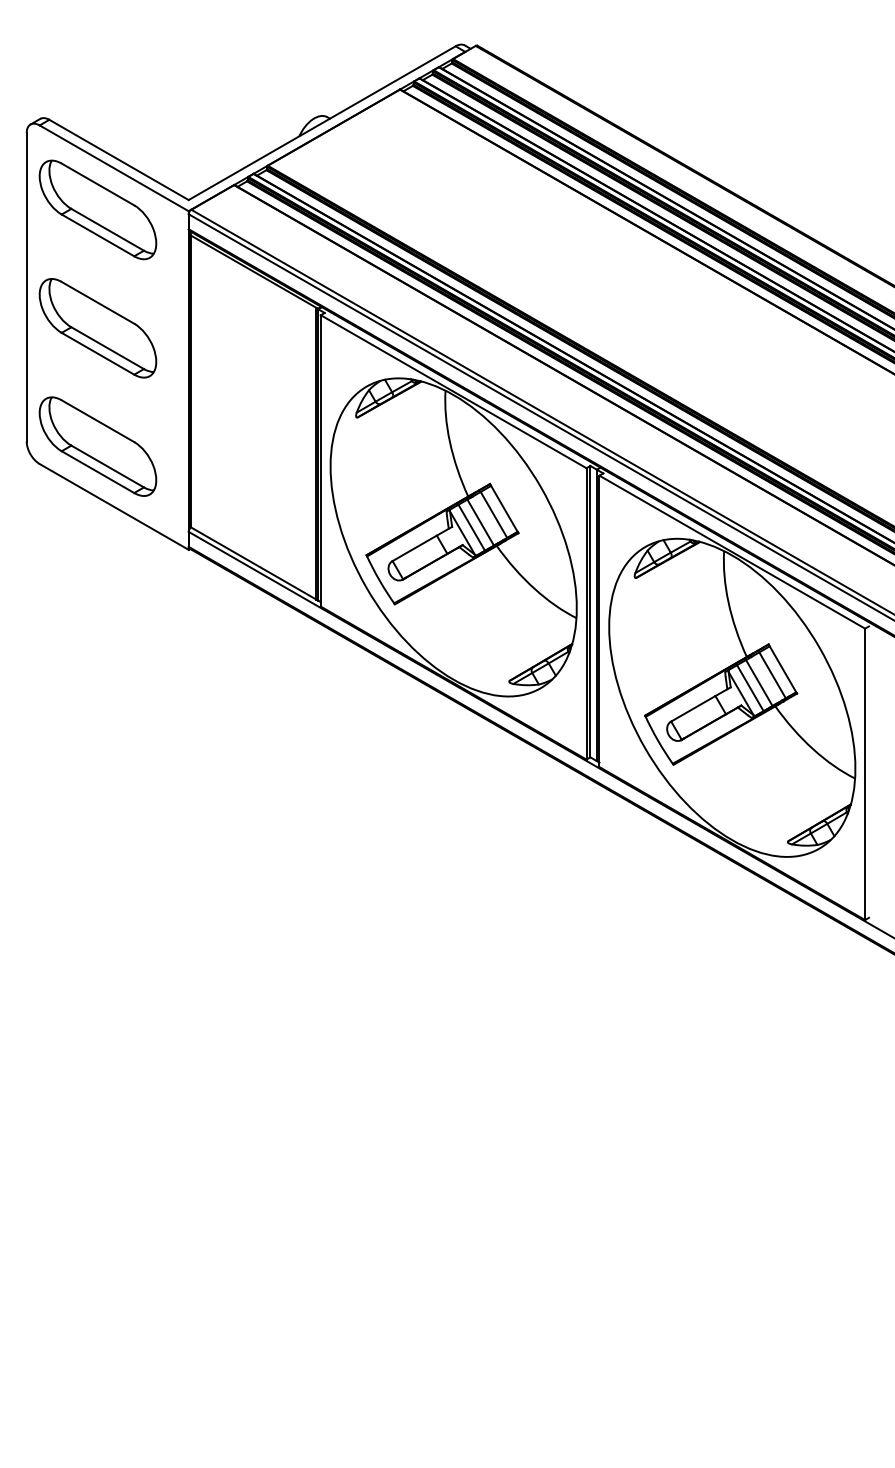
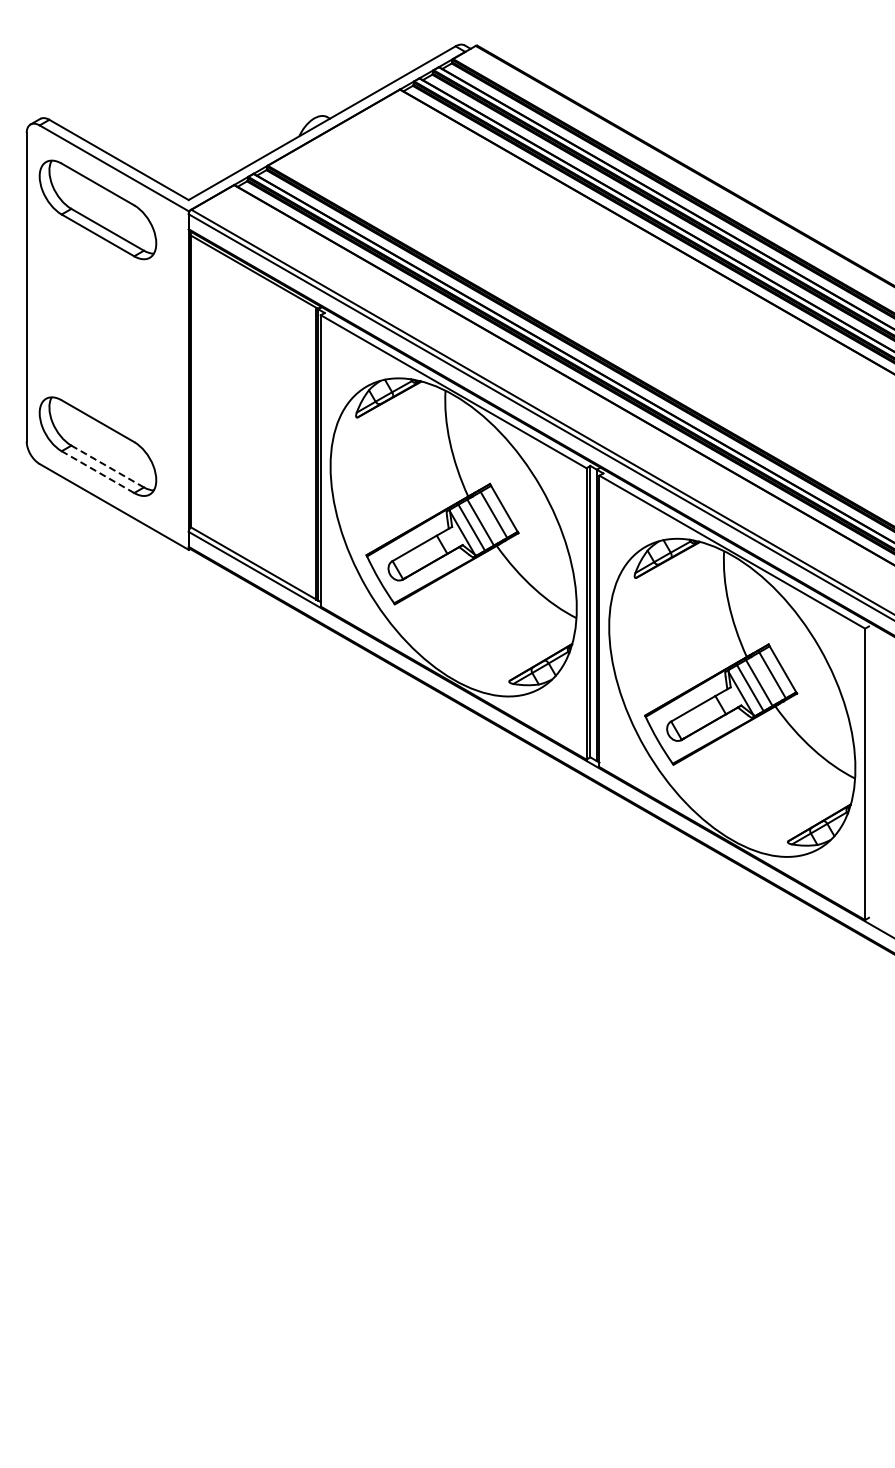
part: present -> none (97, 328)
line: solid -> dashed (107, 466)
line: solid -> dashed (97, 472)
